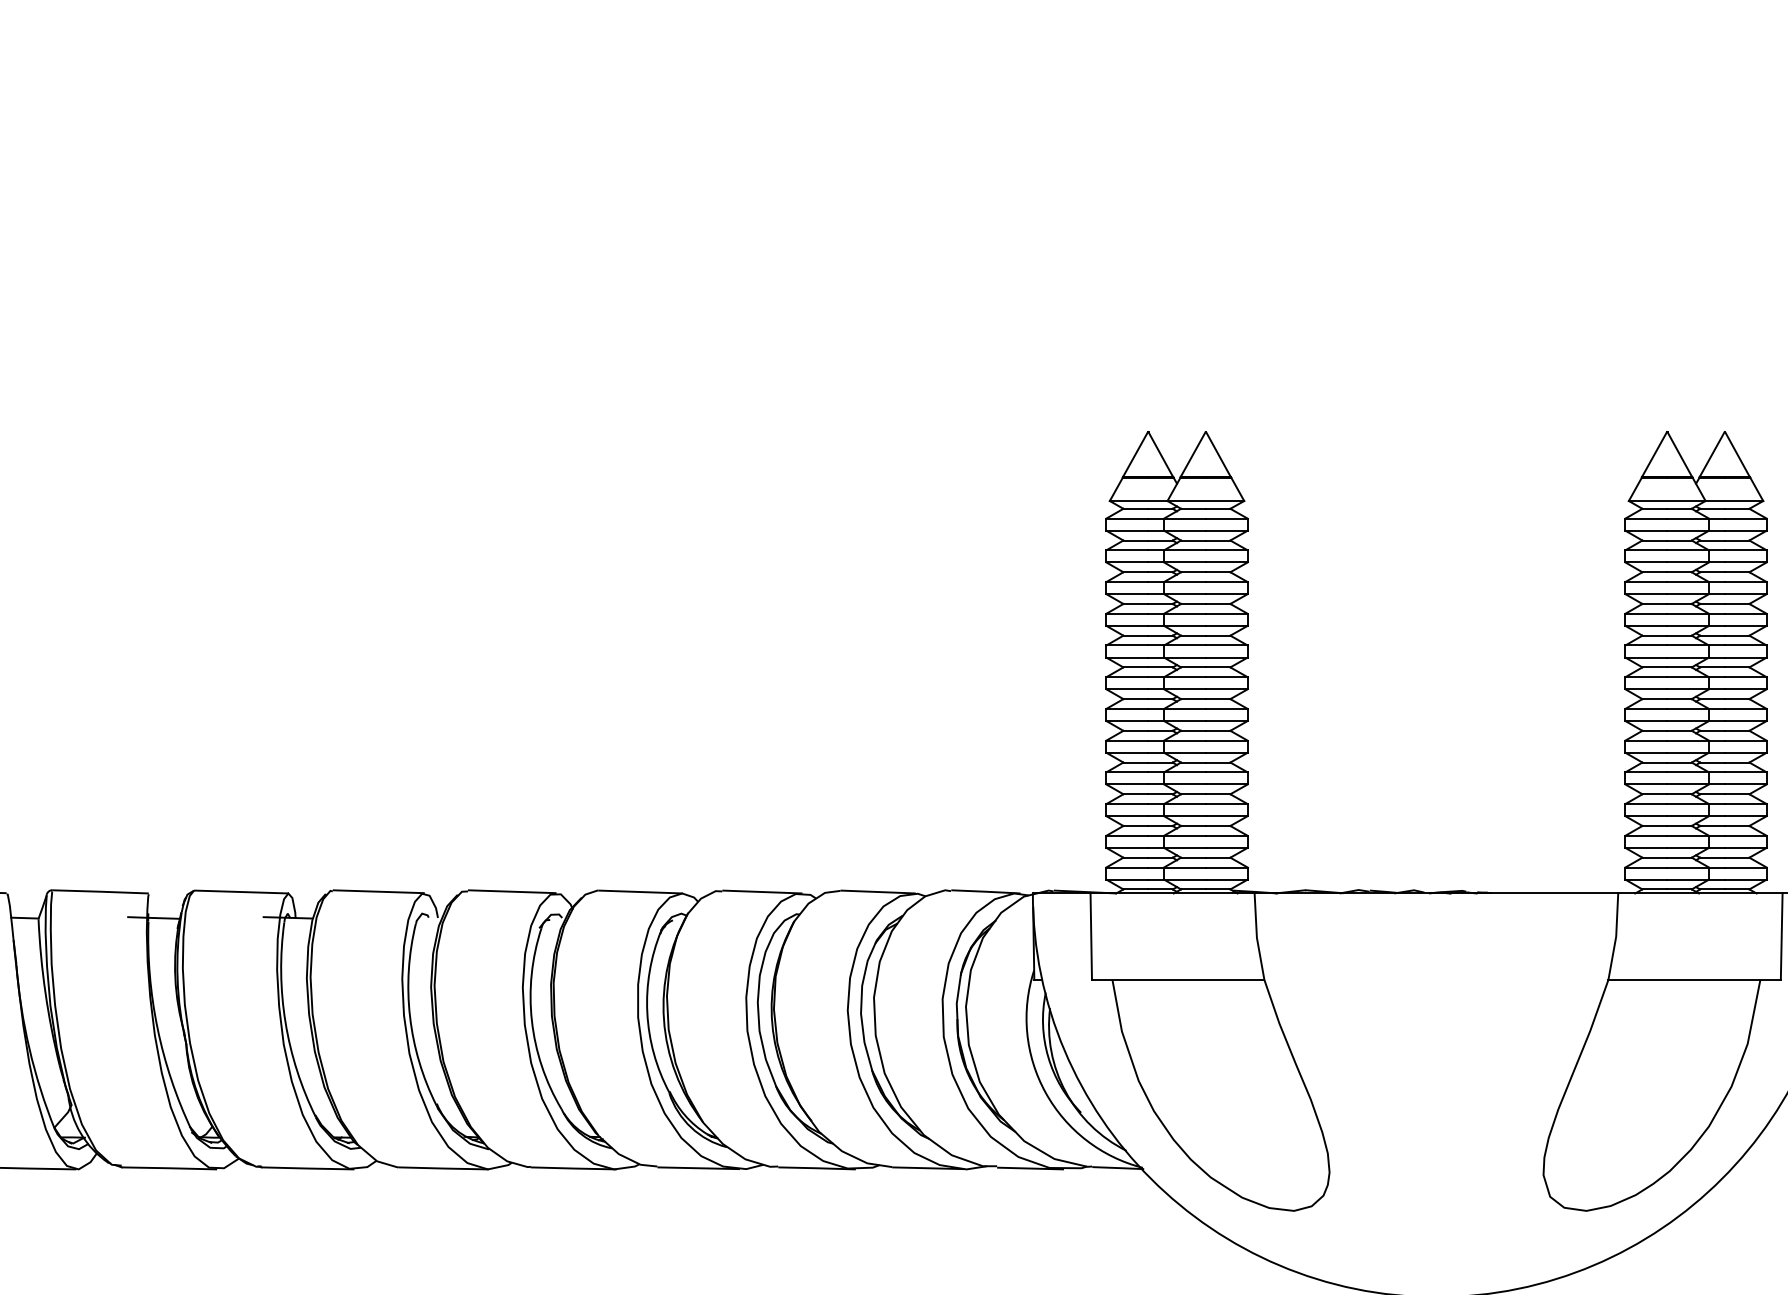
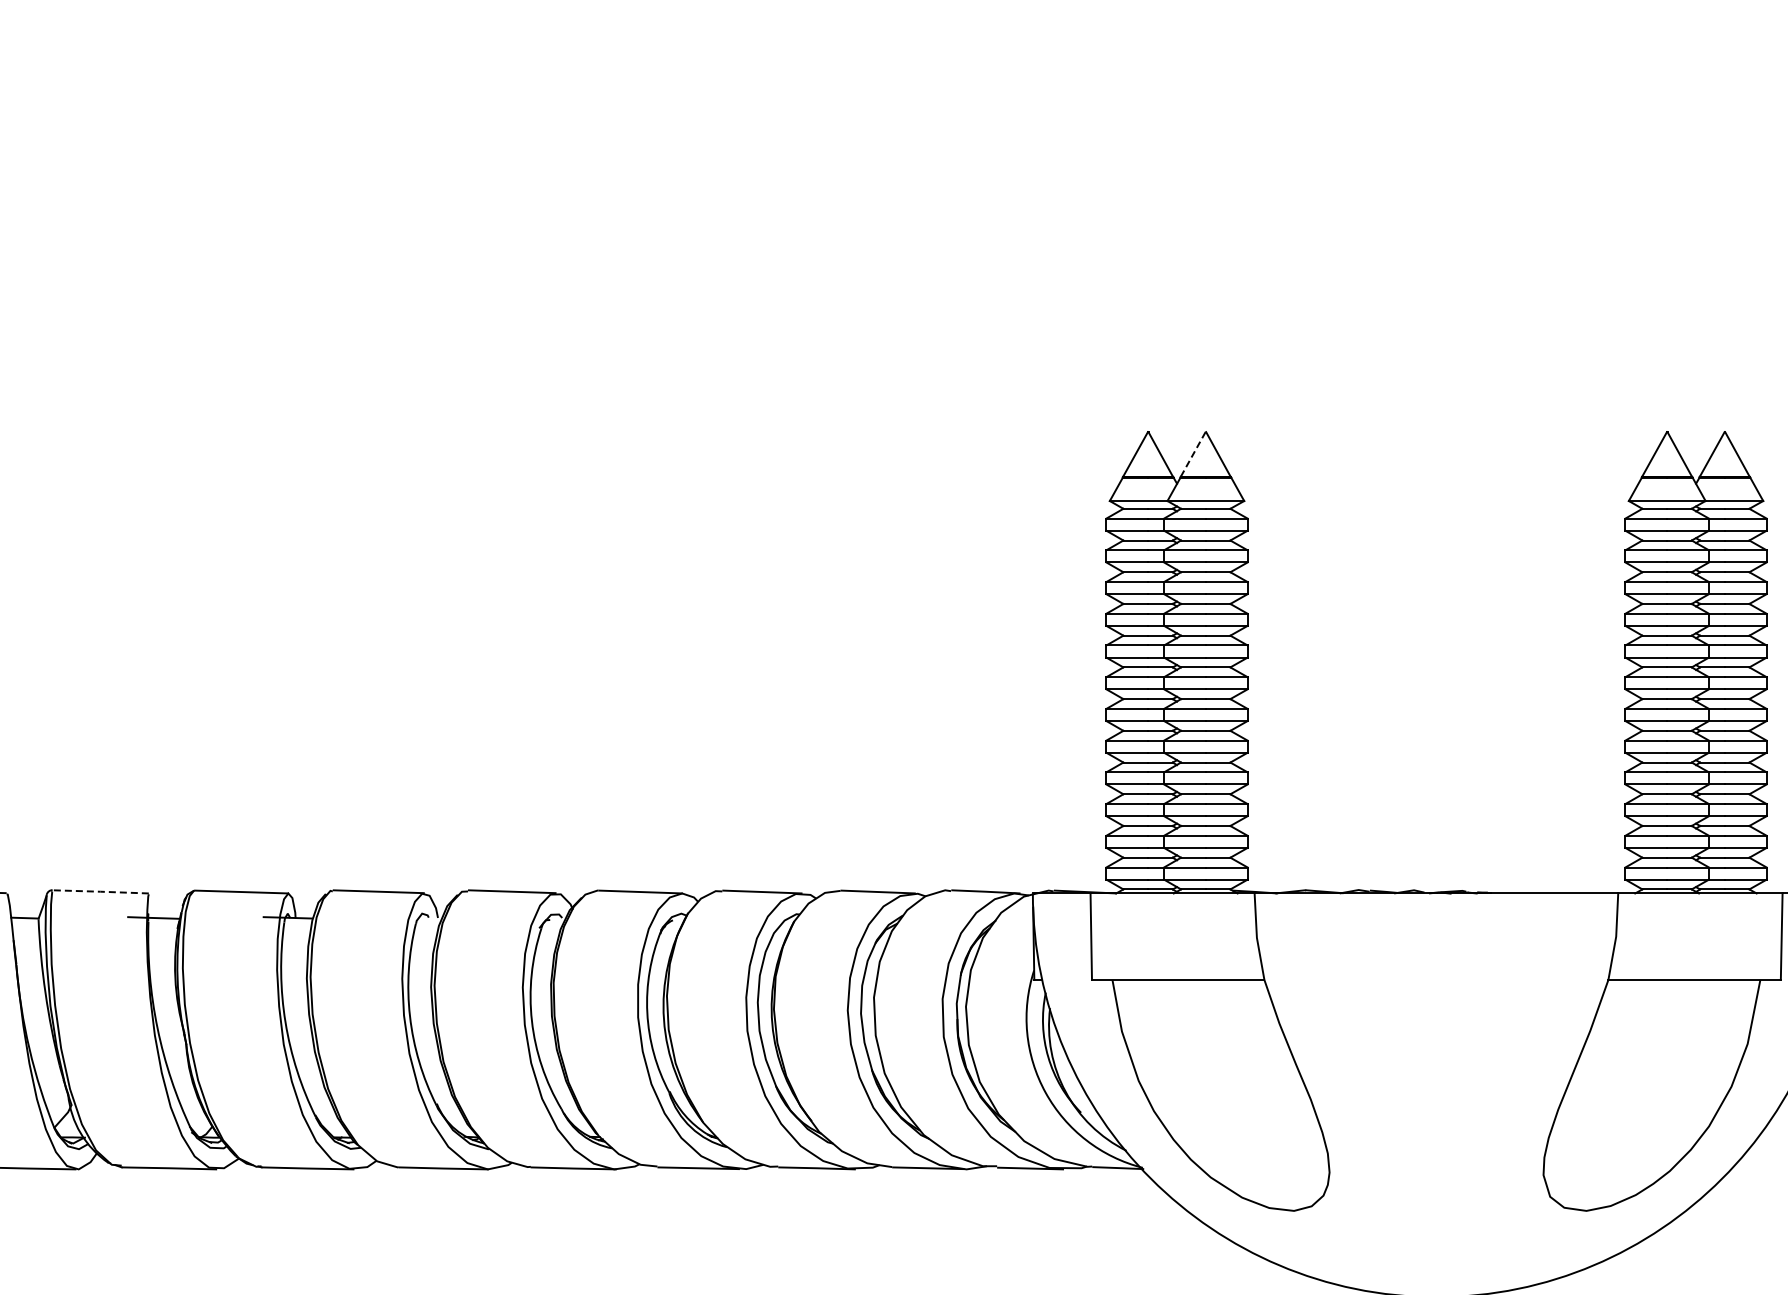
line: solid -> dashed (1193, 454)
line: solid -> dashed (100, 891)
